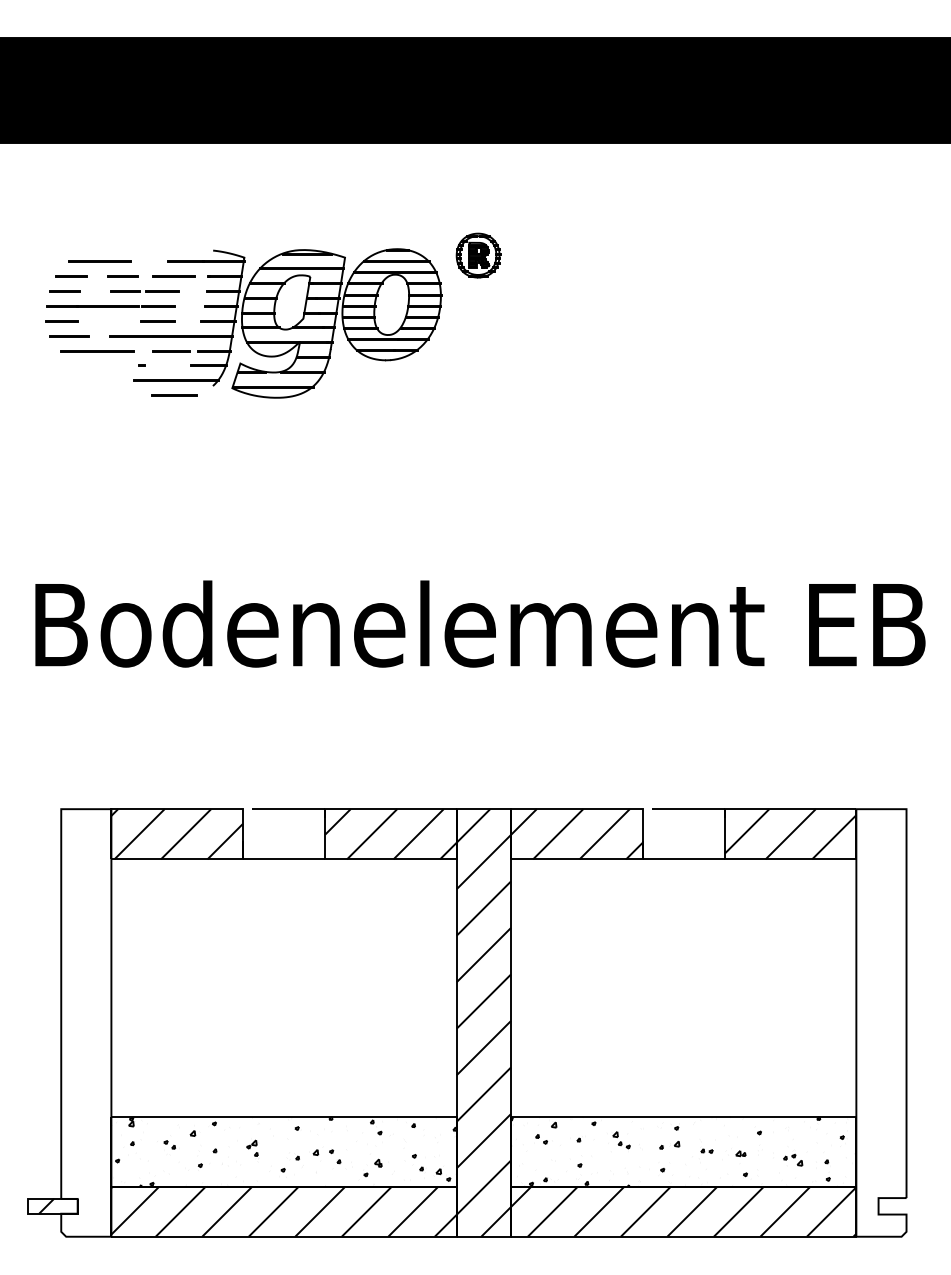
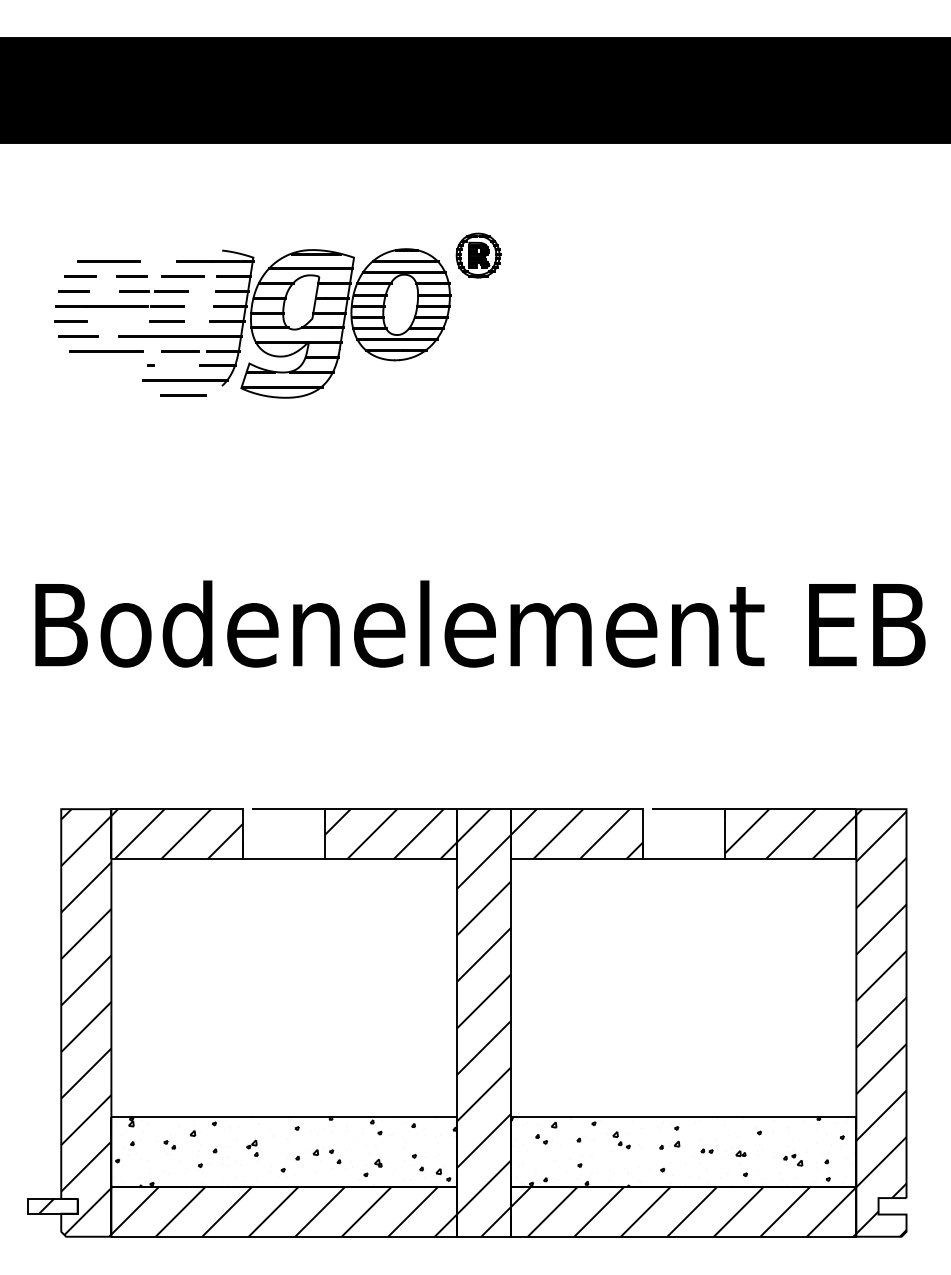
part position: (243, 323) -> (252, 323) (252, 323)
hatch: none -> present (86, 1022)
hatch: none -> present (881, 1022)
